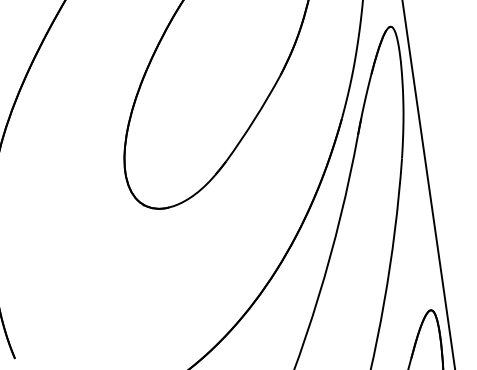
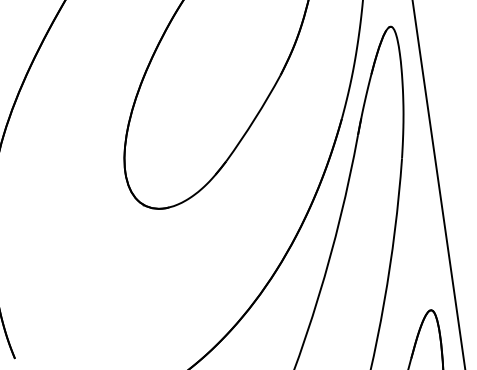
line position: (428, 184) -> (438, 184) (438, 184)
